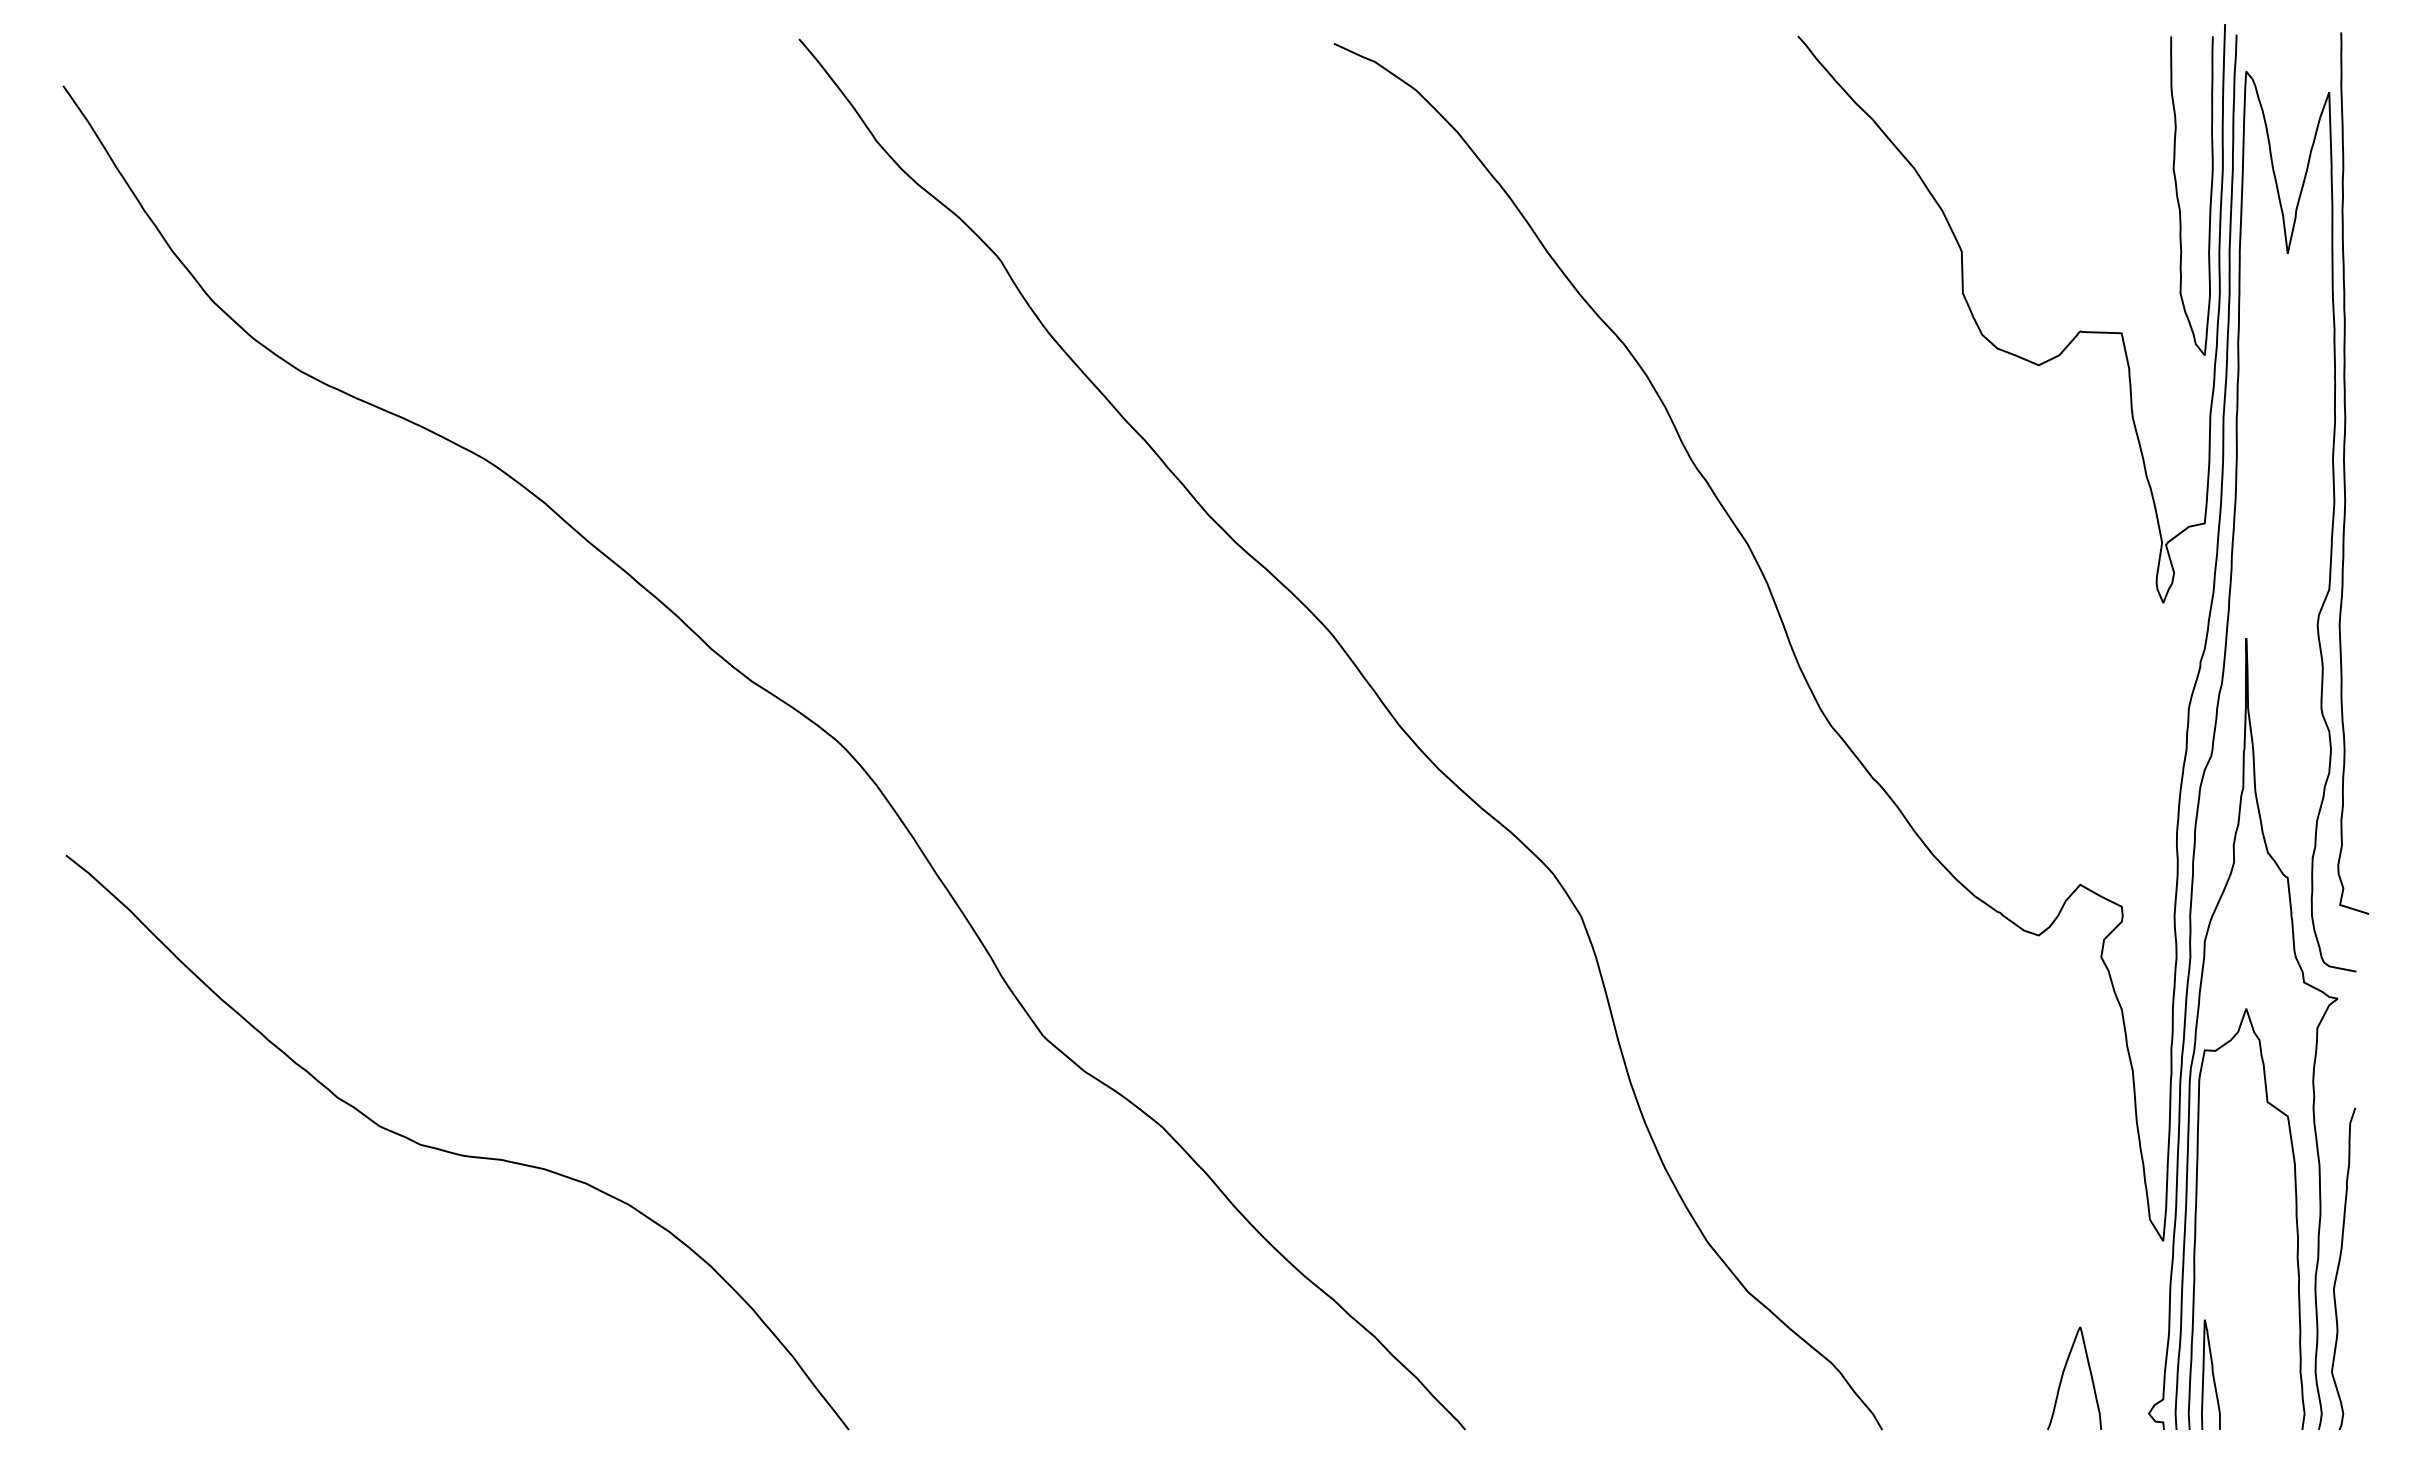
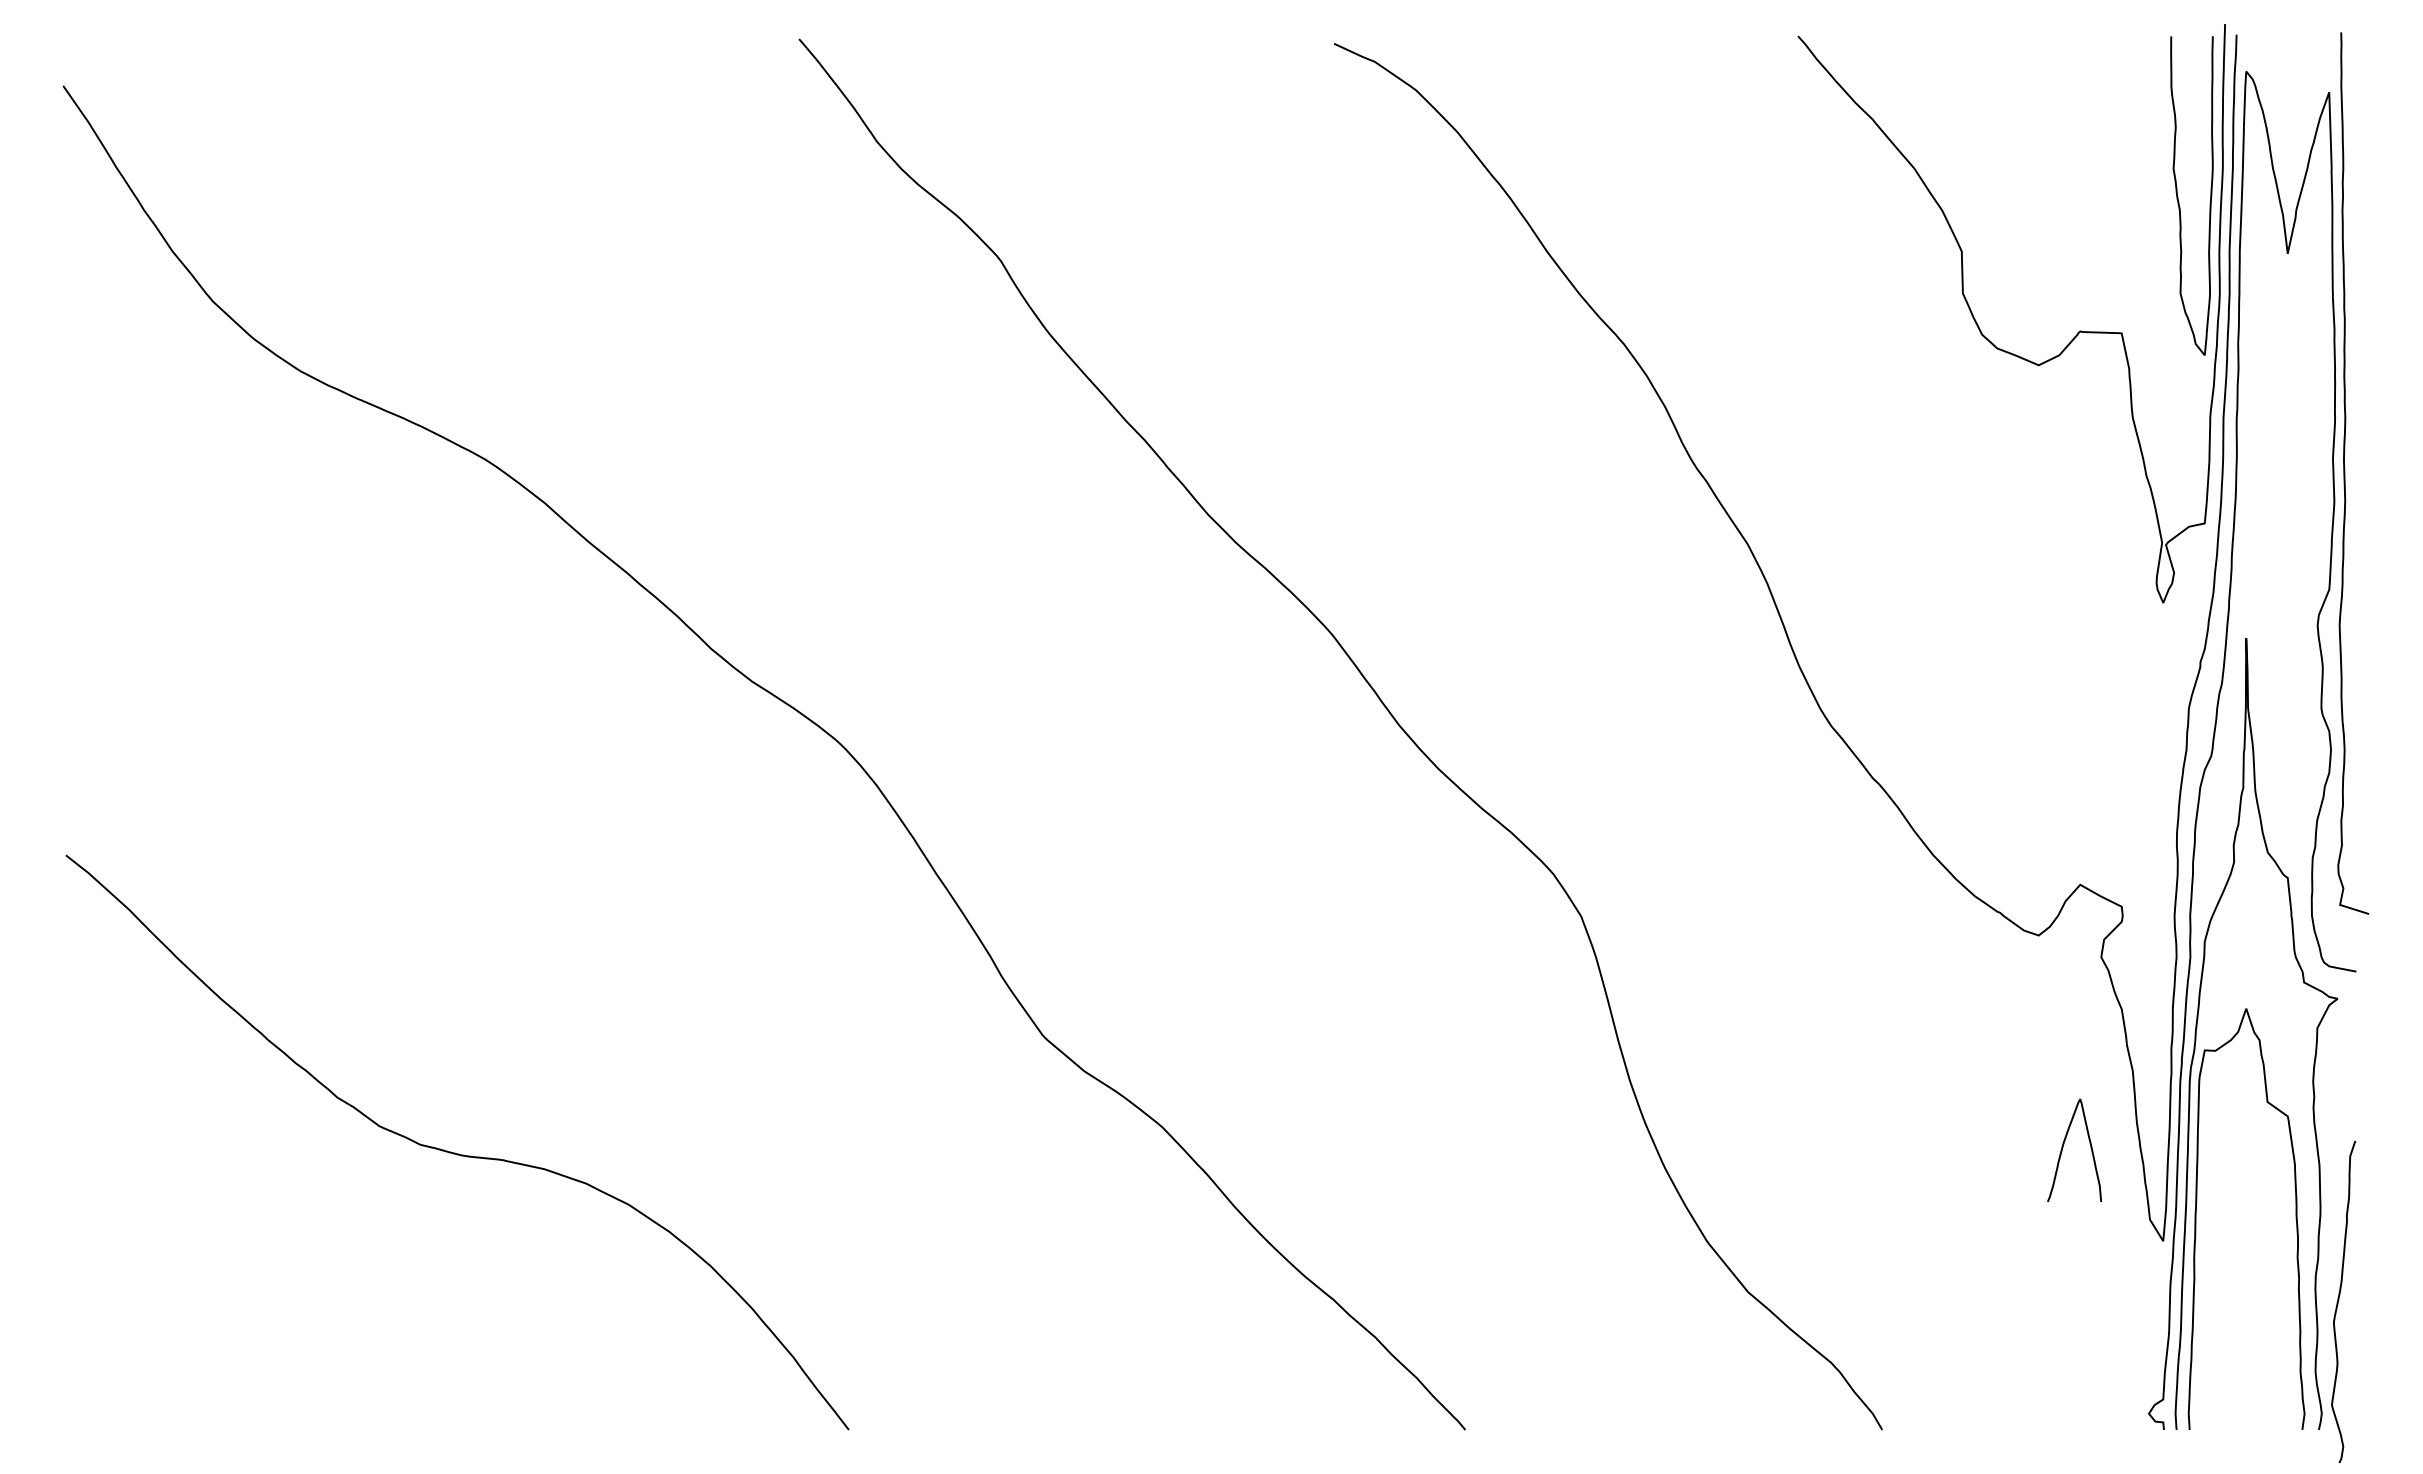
curve position: (2339, 1267) -> (2339, 1300) (2339, 1300)
curve: present -> none (2212, 1374)
curve position: (2063, 1376) -> (2063, 1148) (2063, 1148)
